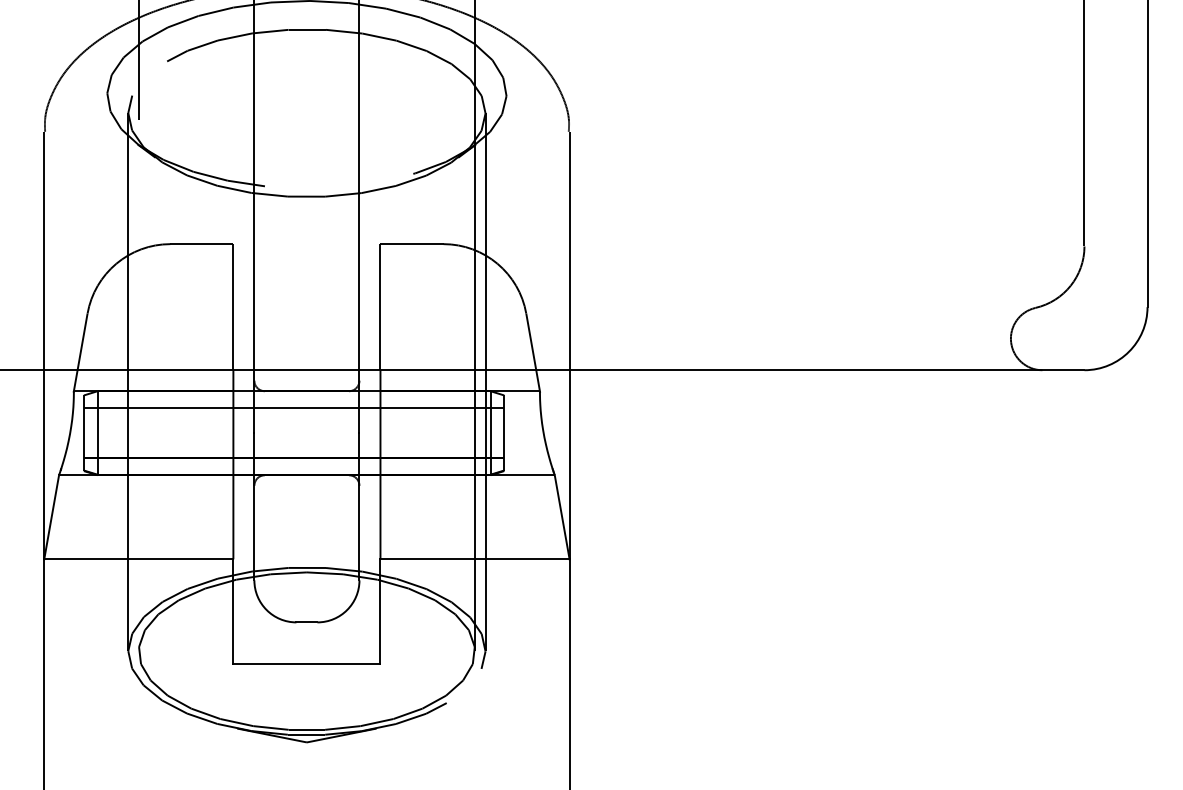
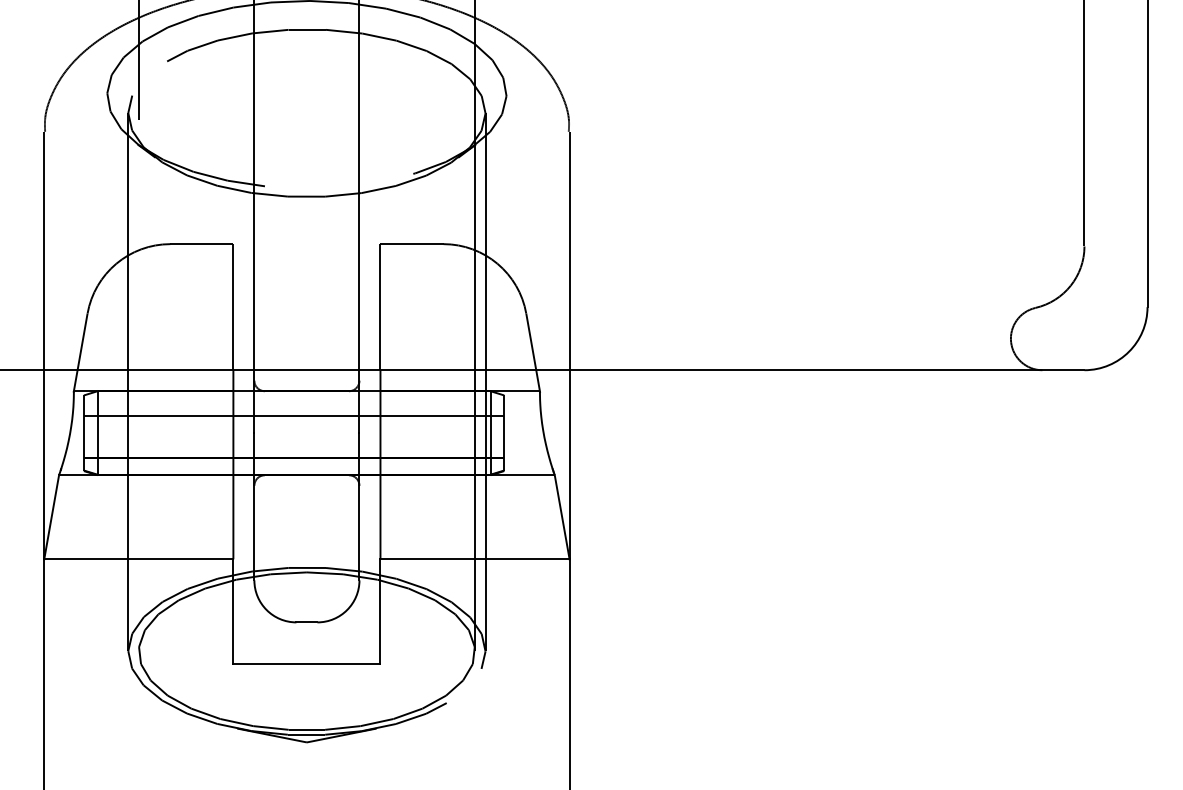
line position: (293, 408) -> (293, 416) (293, 416)
